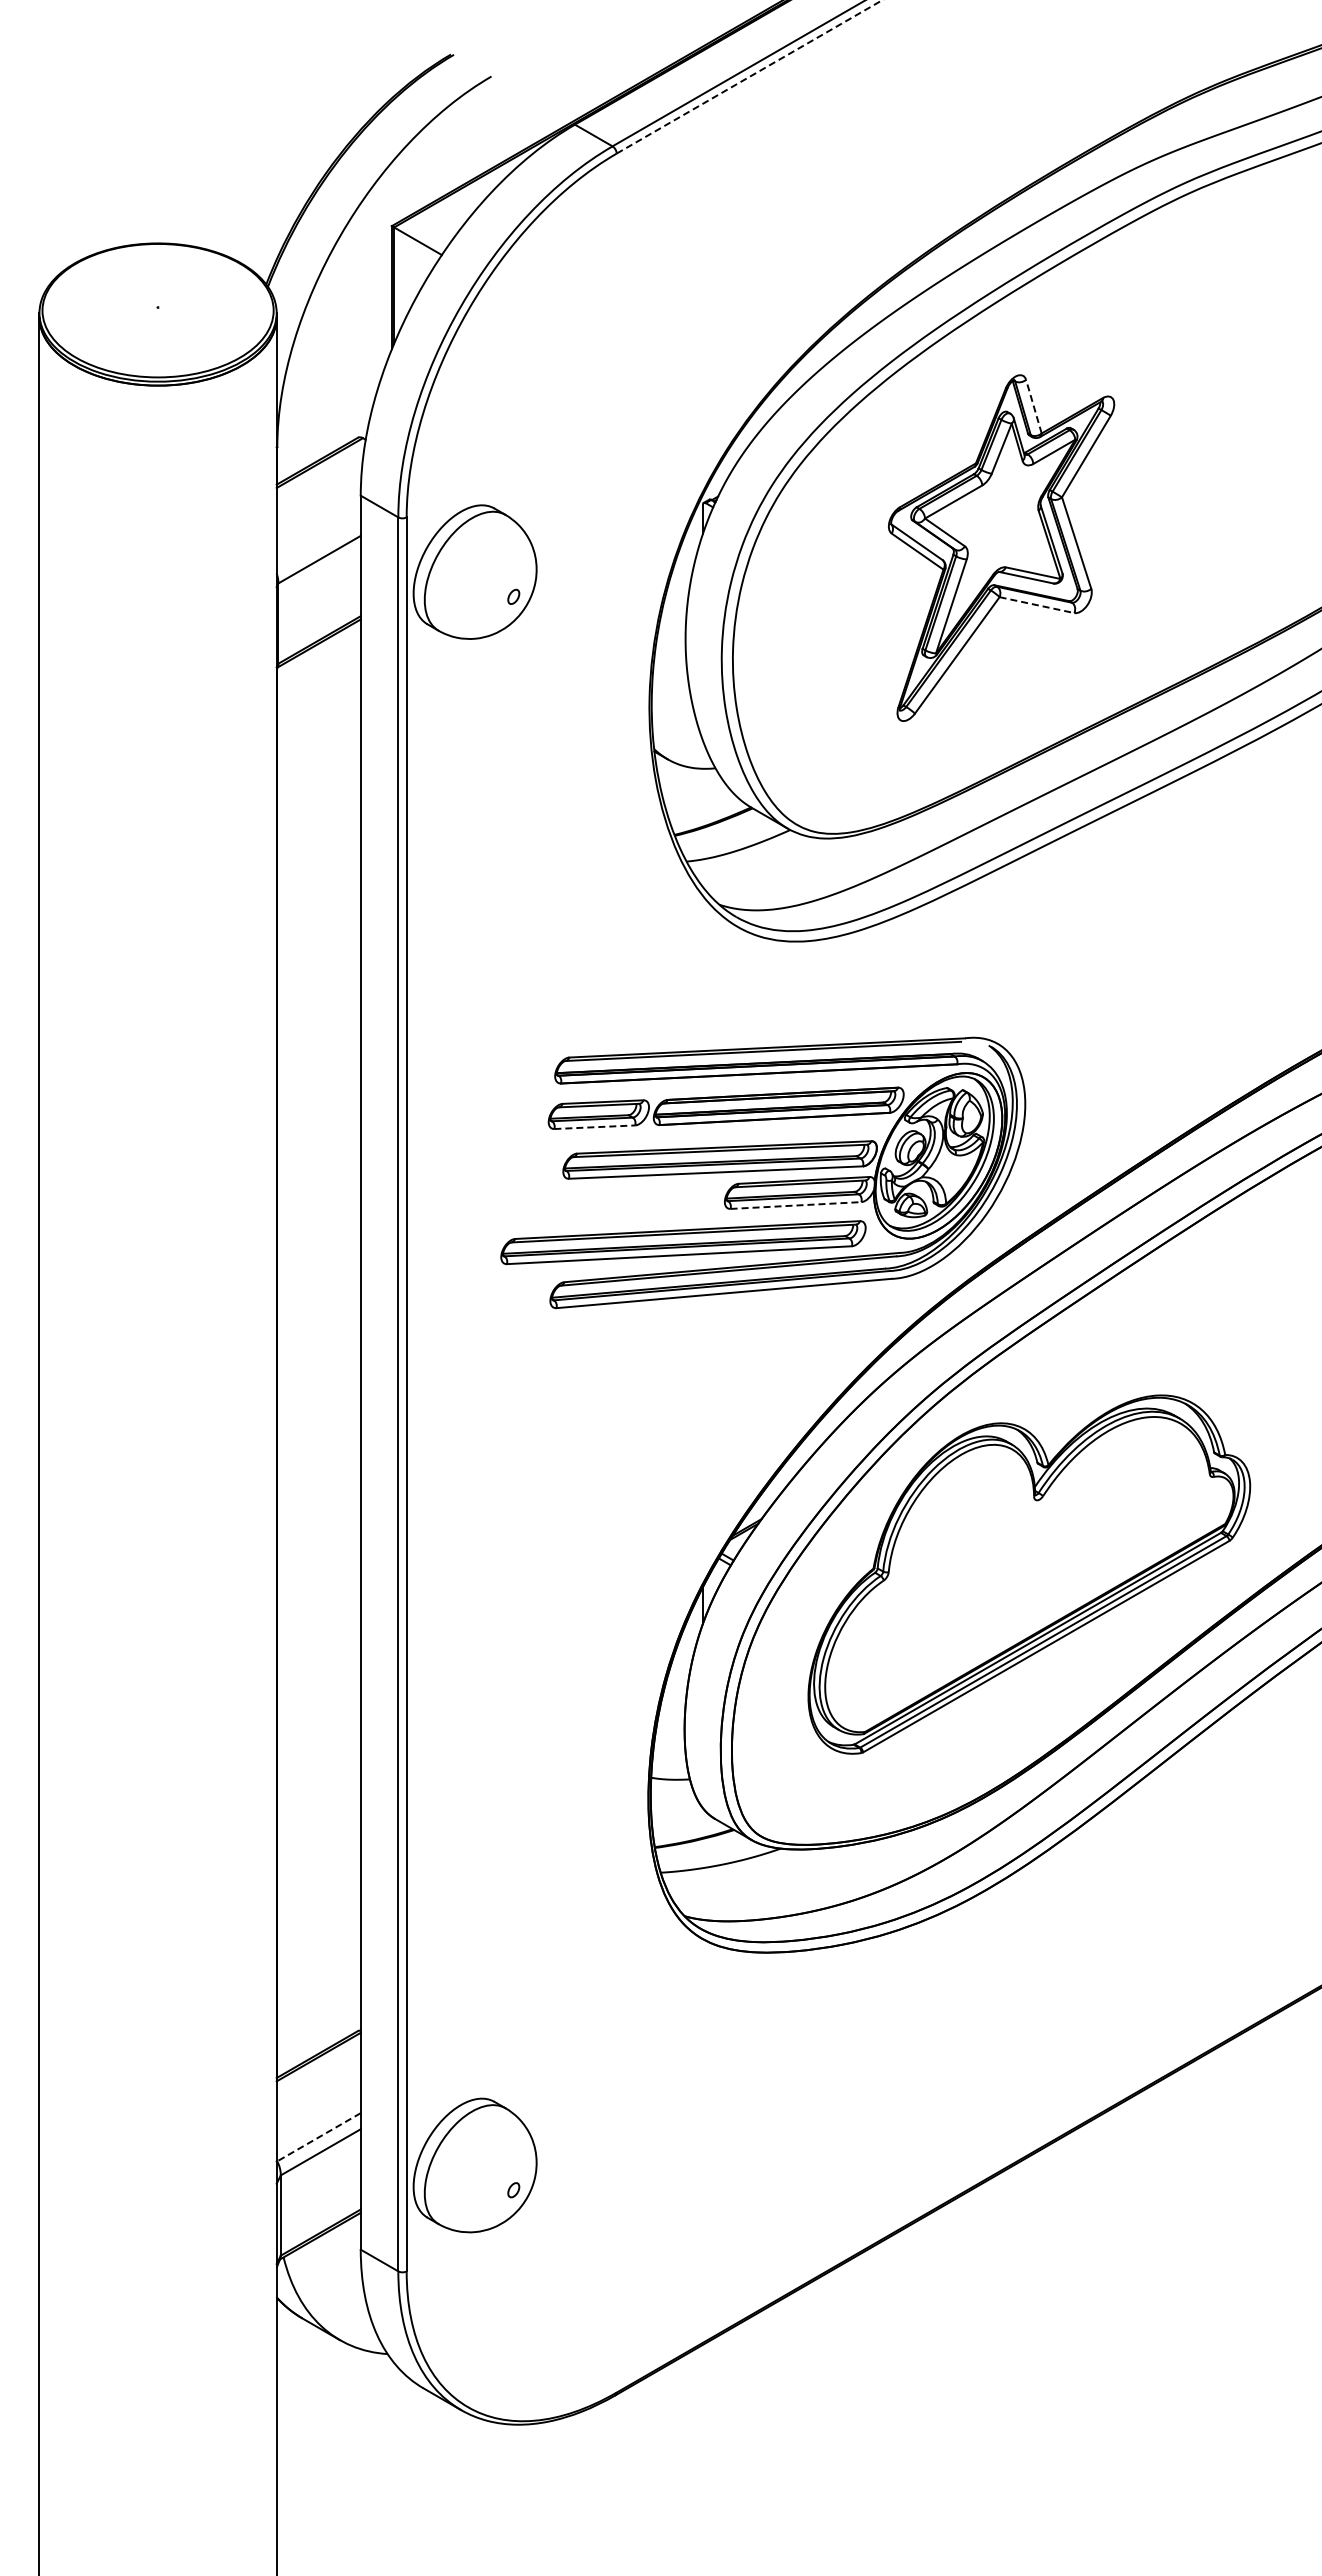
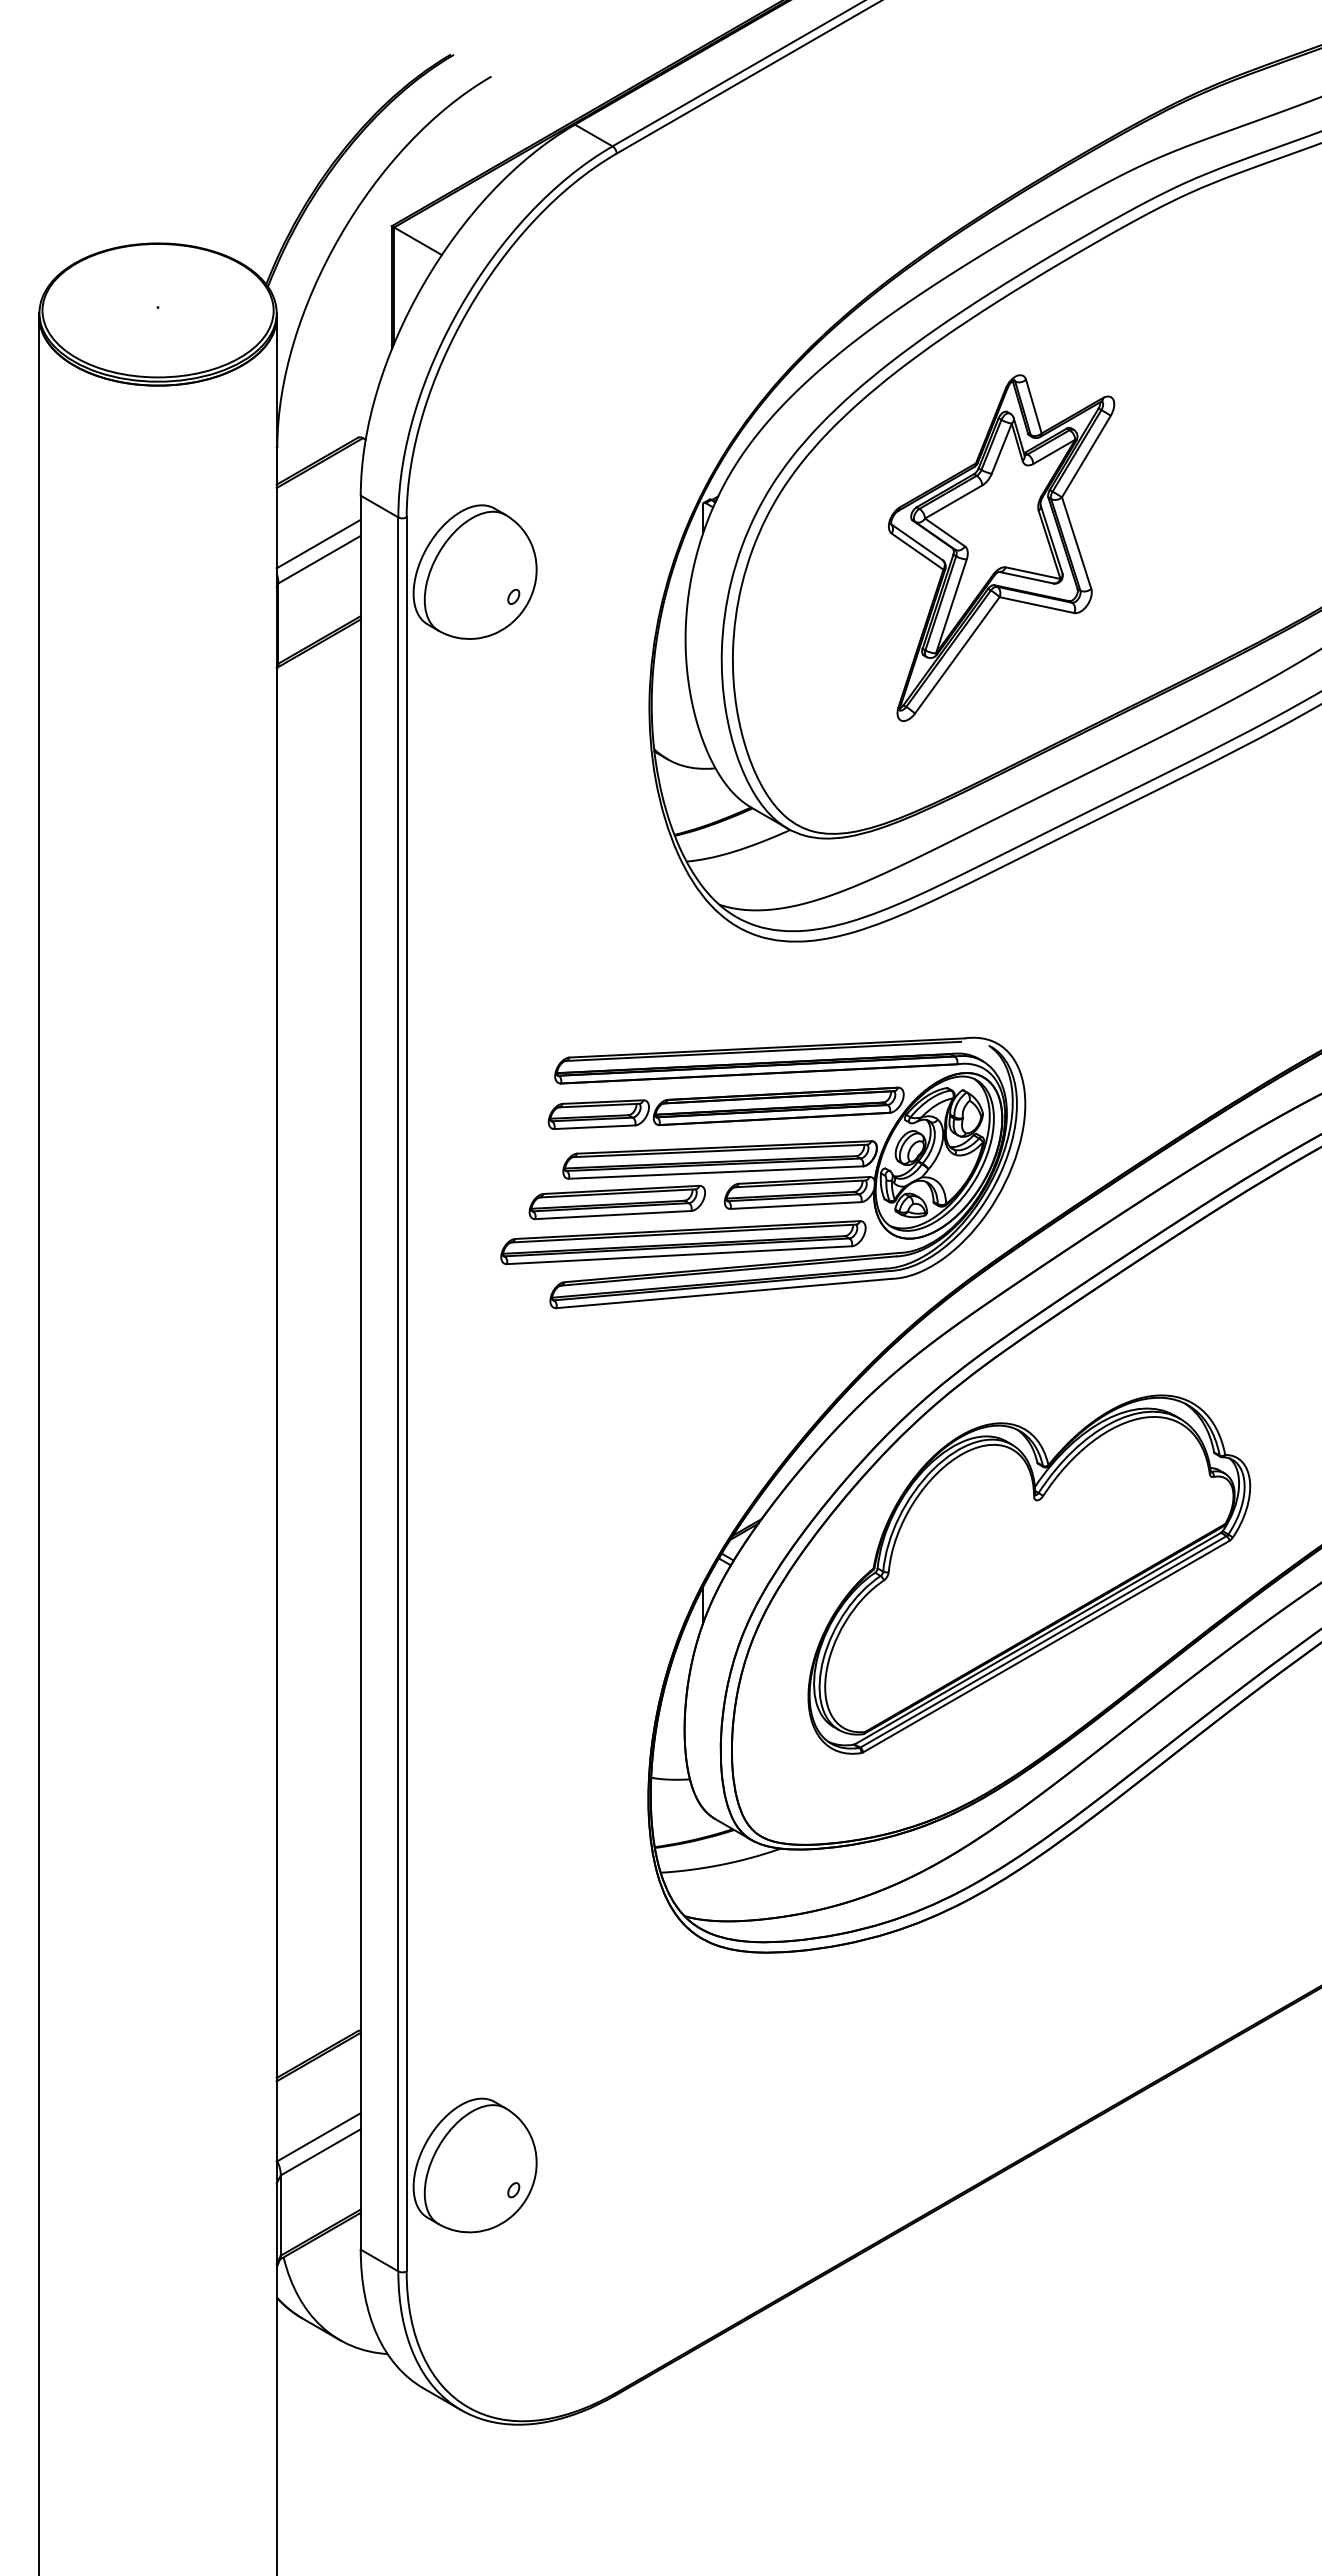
line: dashed -> solid (750, 76)
line: dashed -> solid (1033, 406)
line: none -> present (318, 543)
line: dashed -> solid (1037, 605)
line: dashed -> solid (595, 1127)
part: none -> present (616, 1202)
line: dashed -> solid (796, 1205)
line: dashed -> solid (318, 2137)
